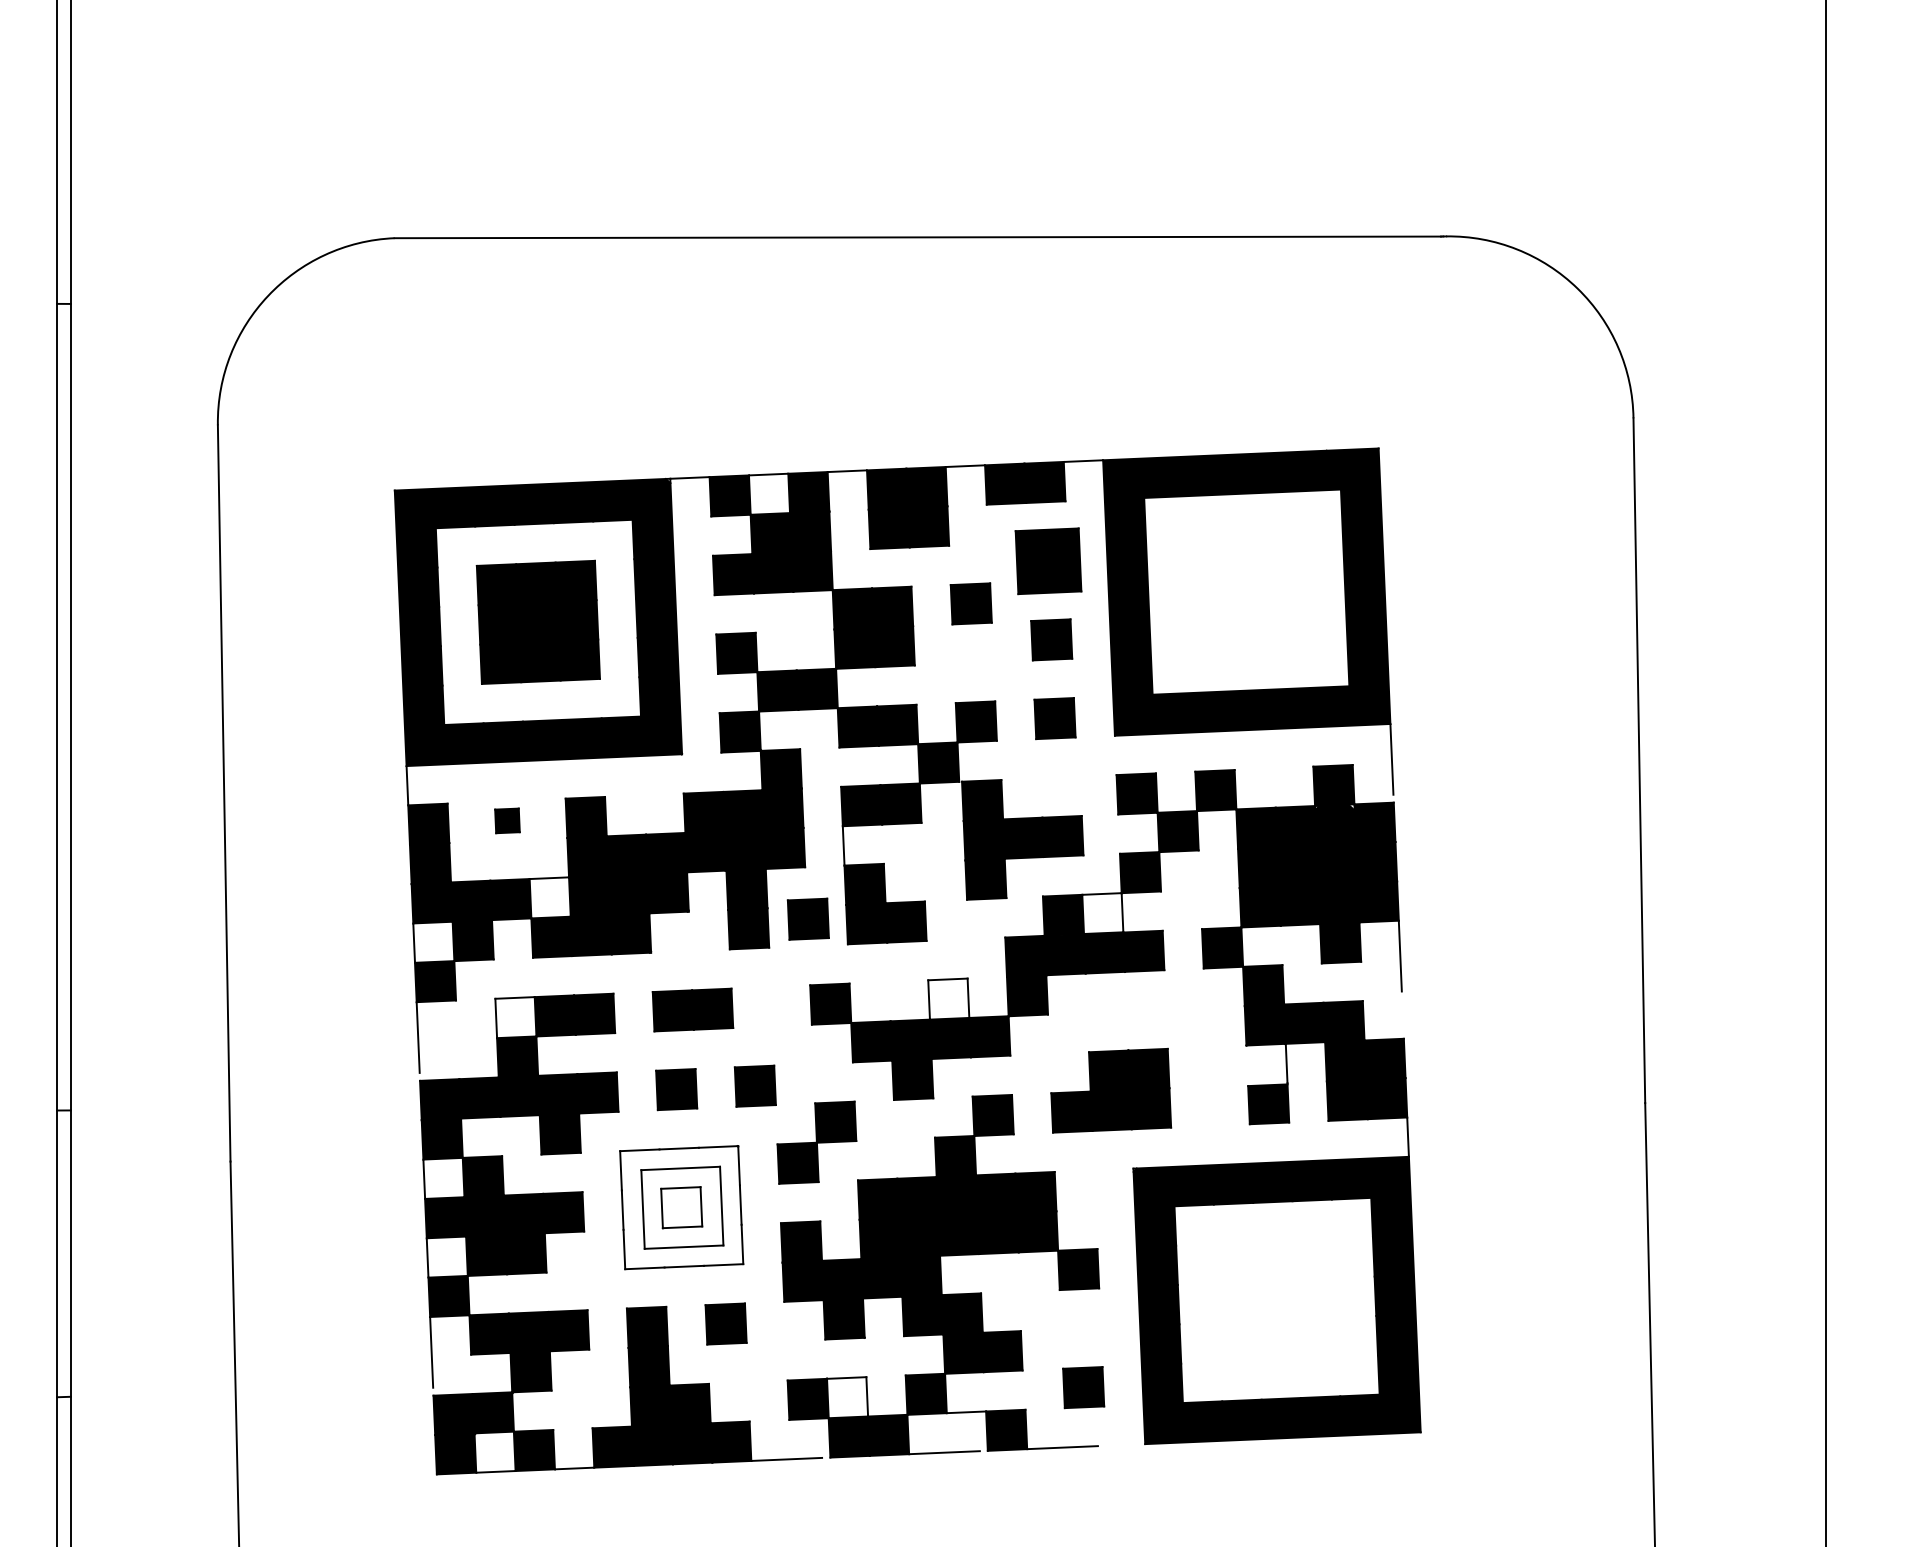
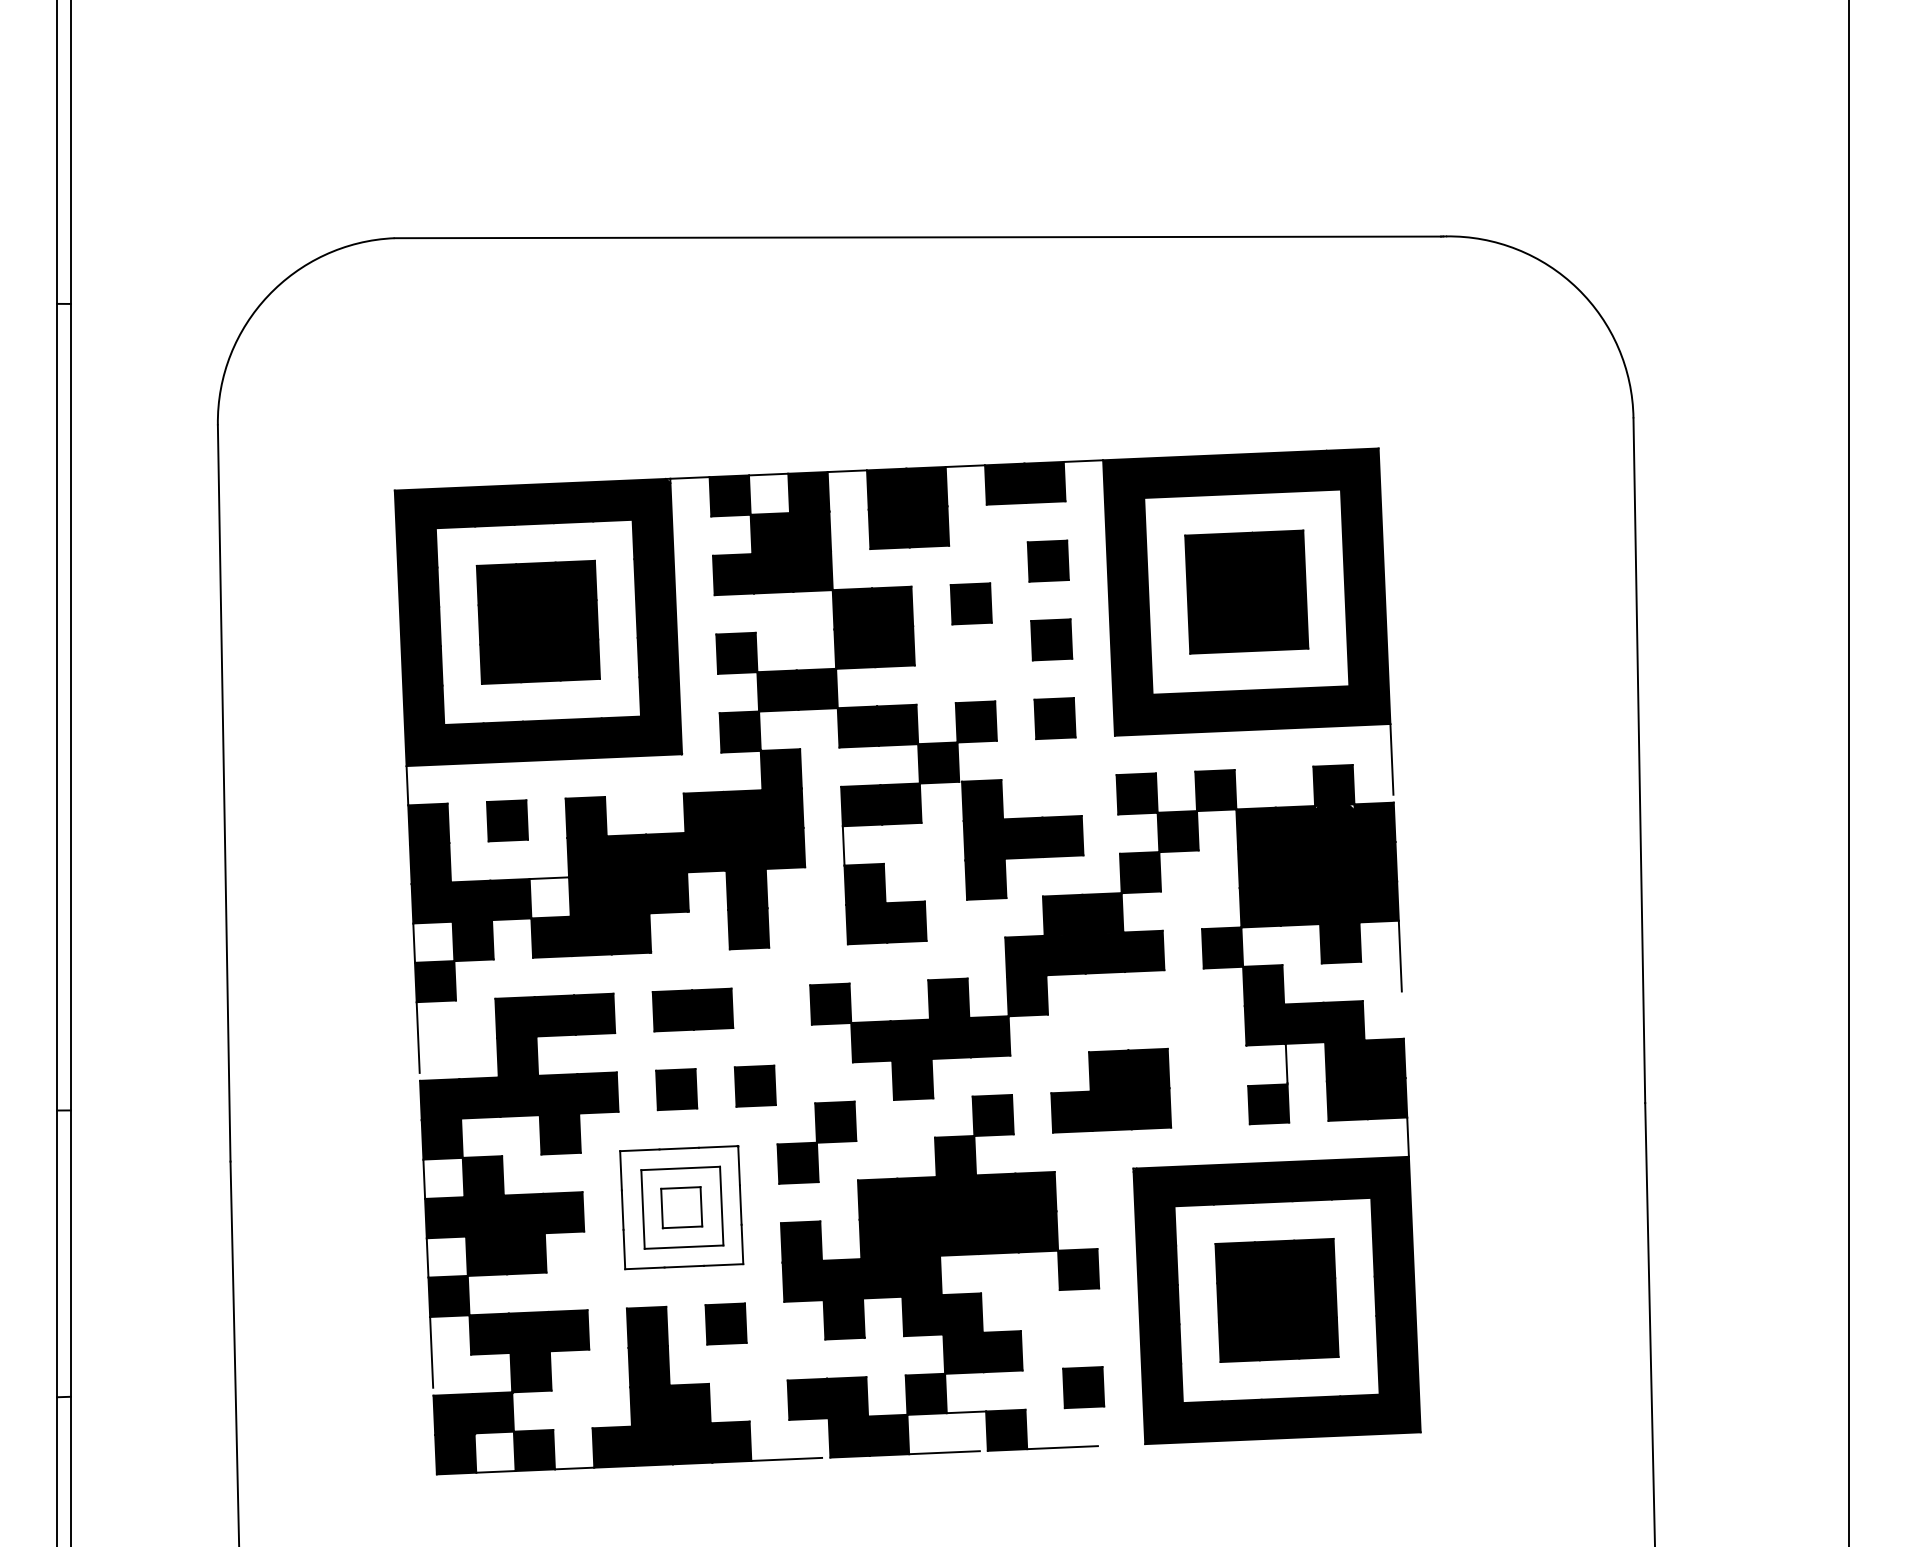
part size: 69x69 px -> 44x44 px (1047, 560)
part: none -> present (1246, 591)
line position: (1825, 772) -> (1848, 772) (1848, 772)
part size: 27x28 px -> 43x44 px (507, 820)
fill: none -> present (1102, 913)
part: present -> none (807, 918)
fill: none -> present (948, 998)
fill: none -> present (515, 1017)
part: none -> present (1276, 1300)
fill: none -> present (847, 1397)
